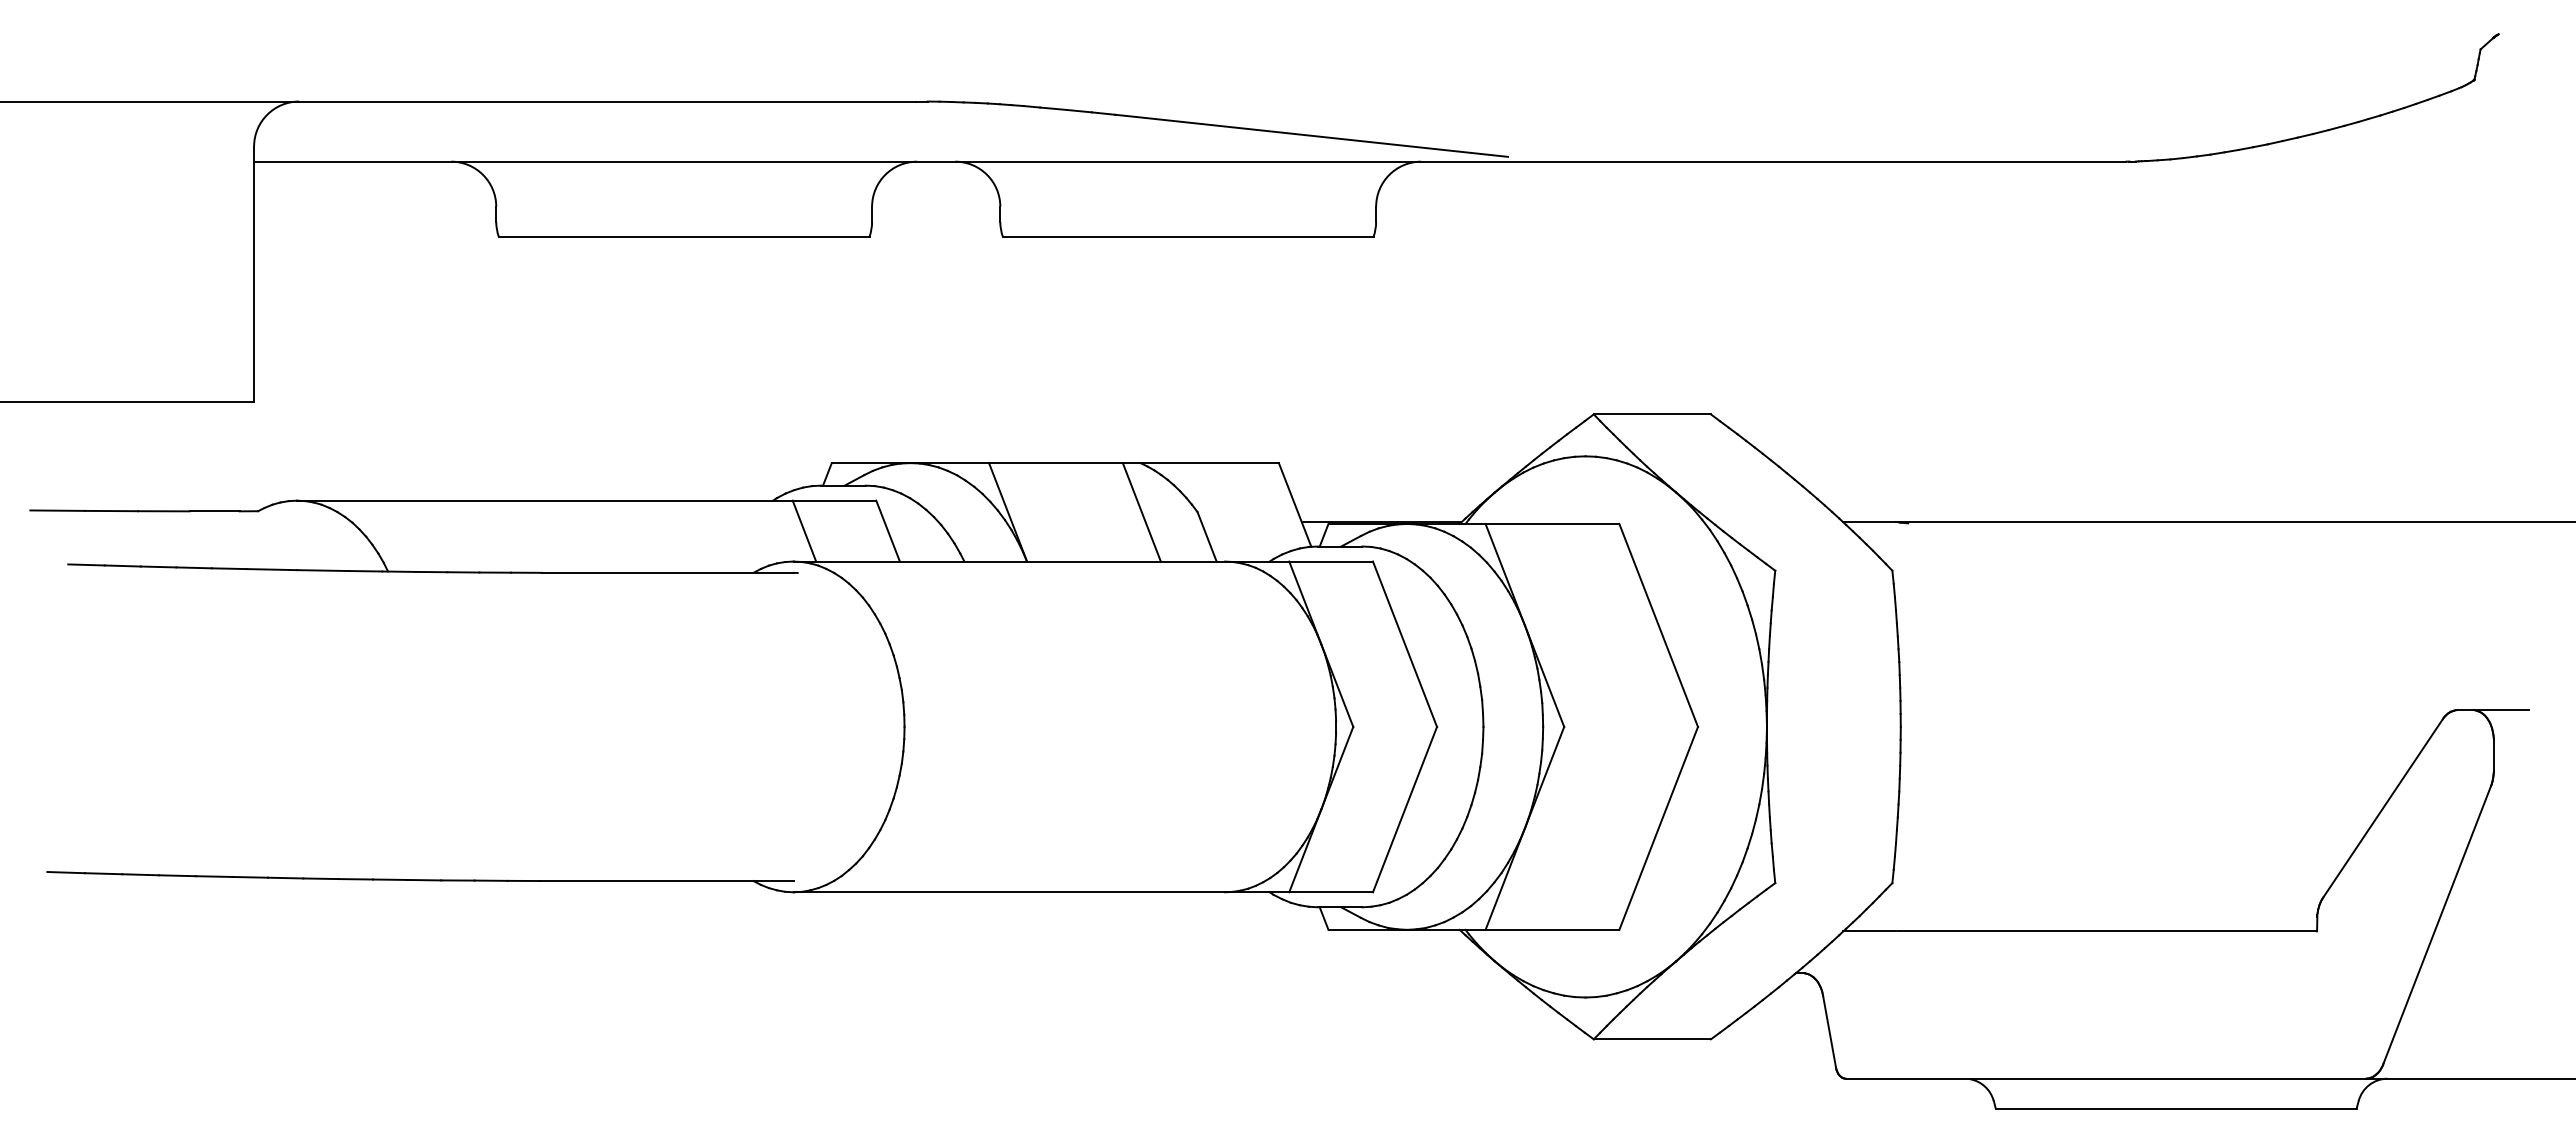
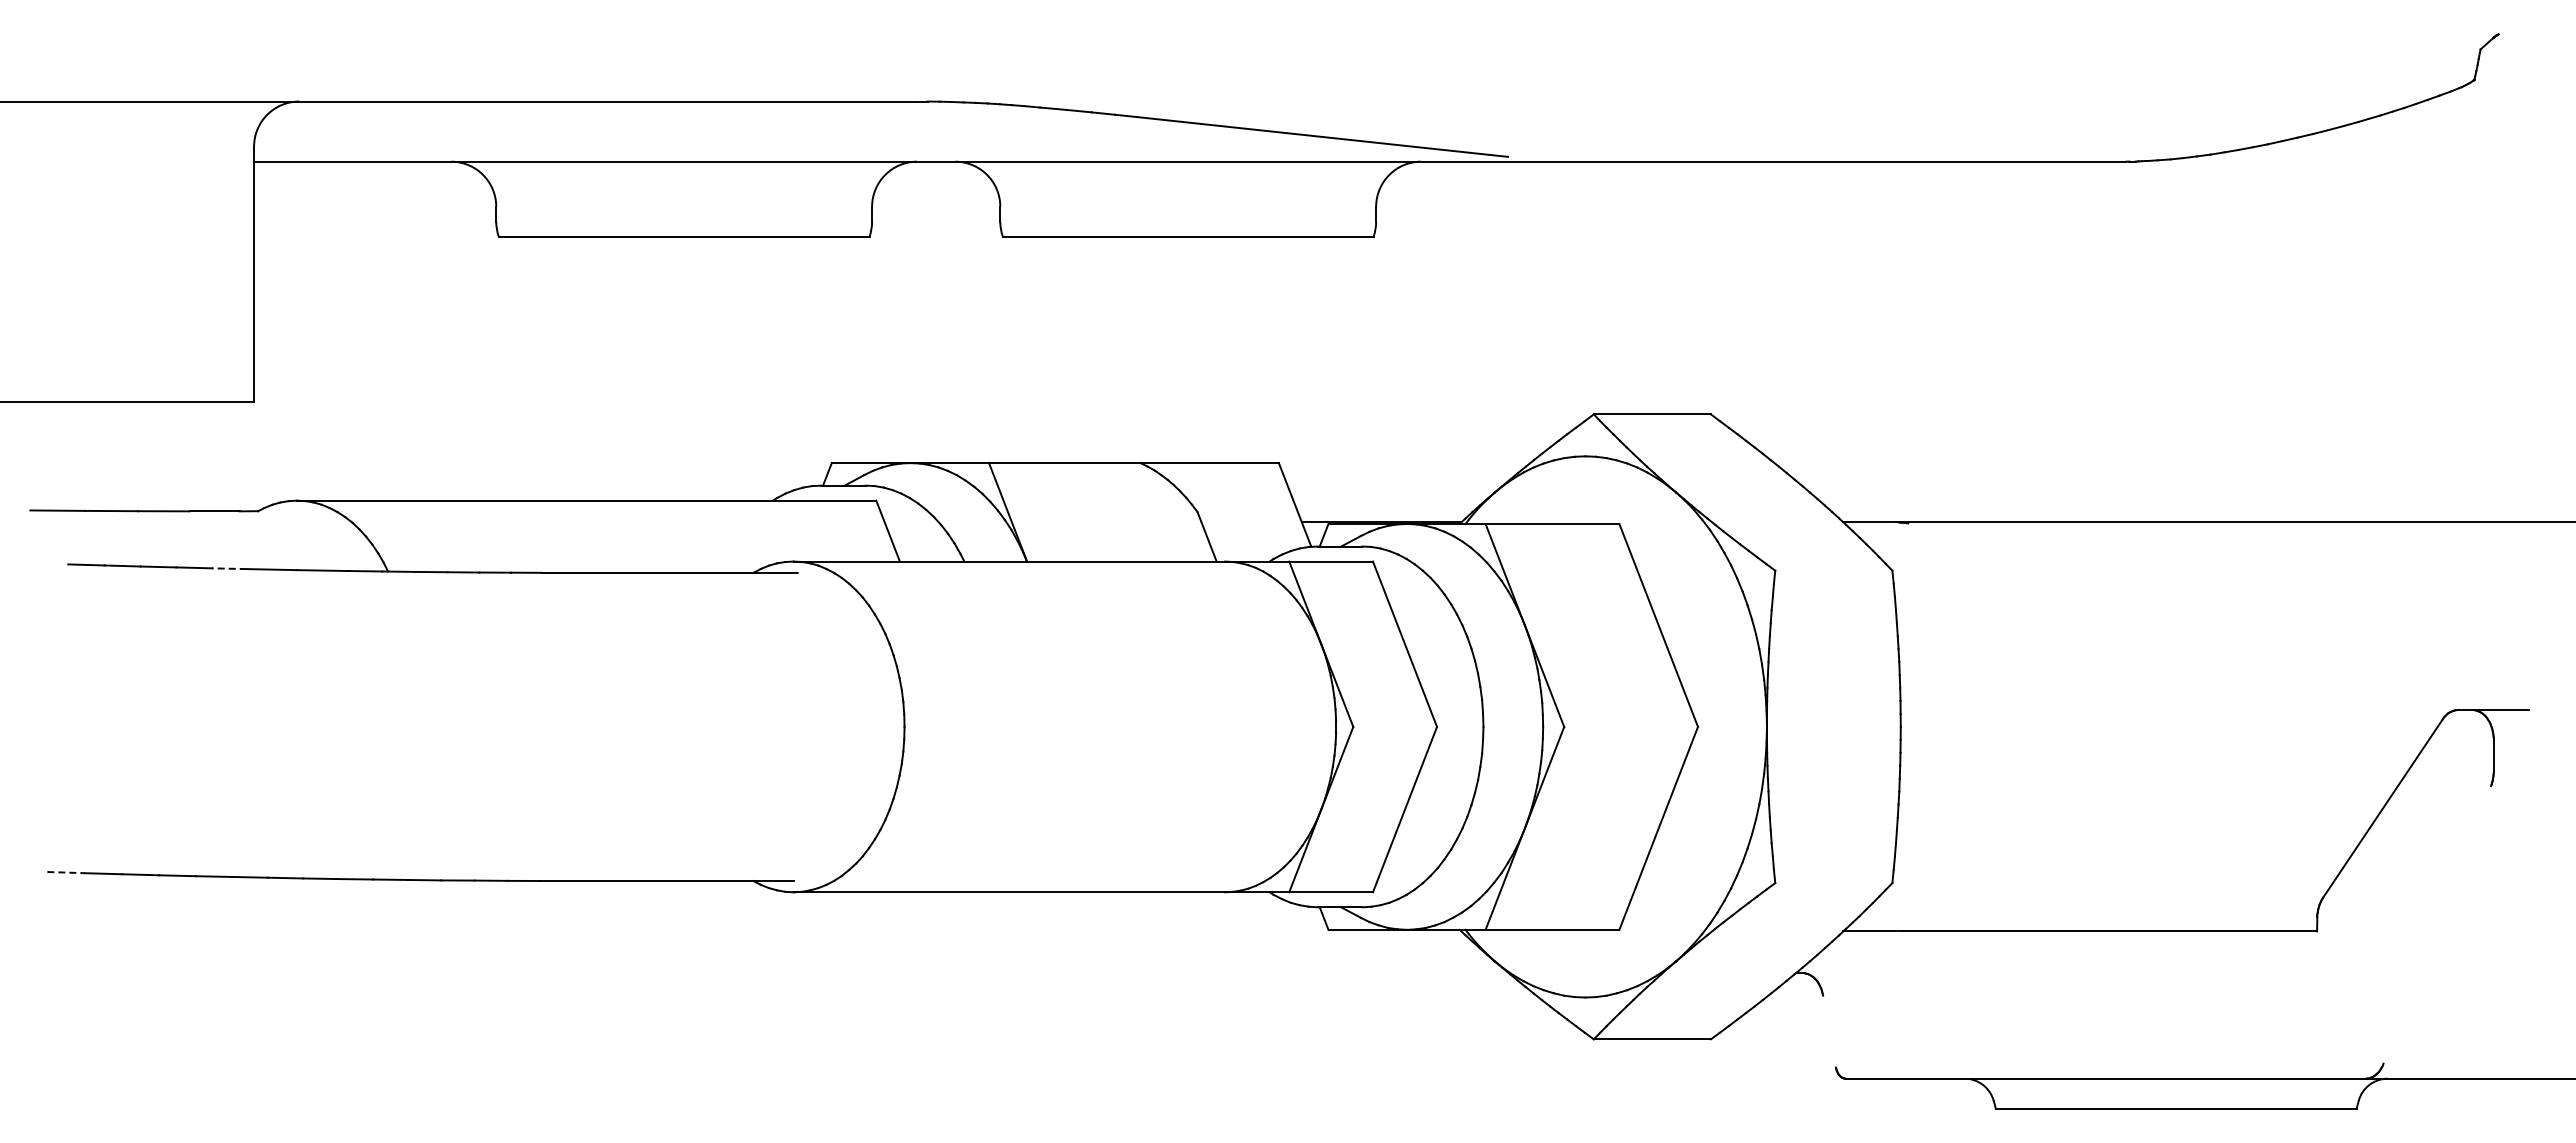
line: present -> none (1141, 512)
line: present -> none (804, 530)
line: solid -> dashed (229, 568)
line: solid -> dashed (66, 872)
line: present -> none (2437, 924)
line: present -> none (1829, 1031)
